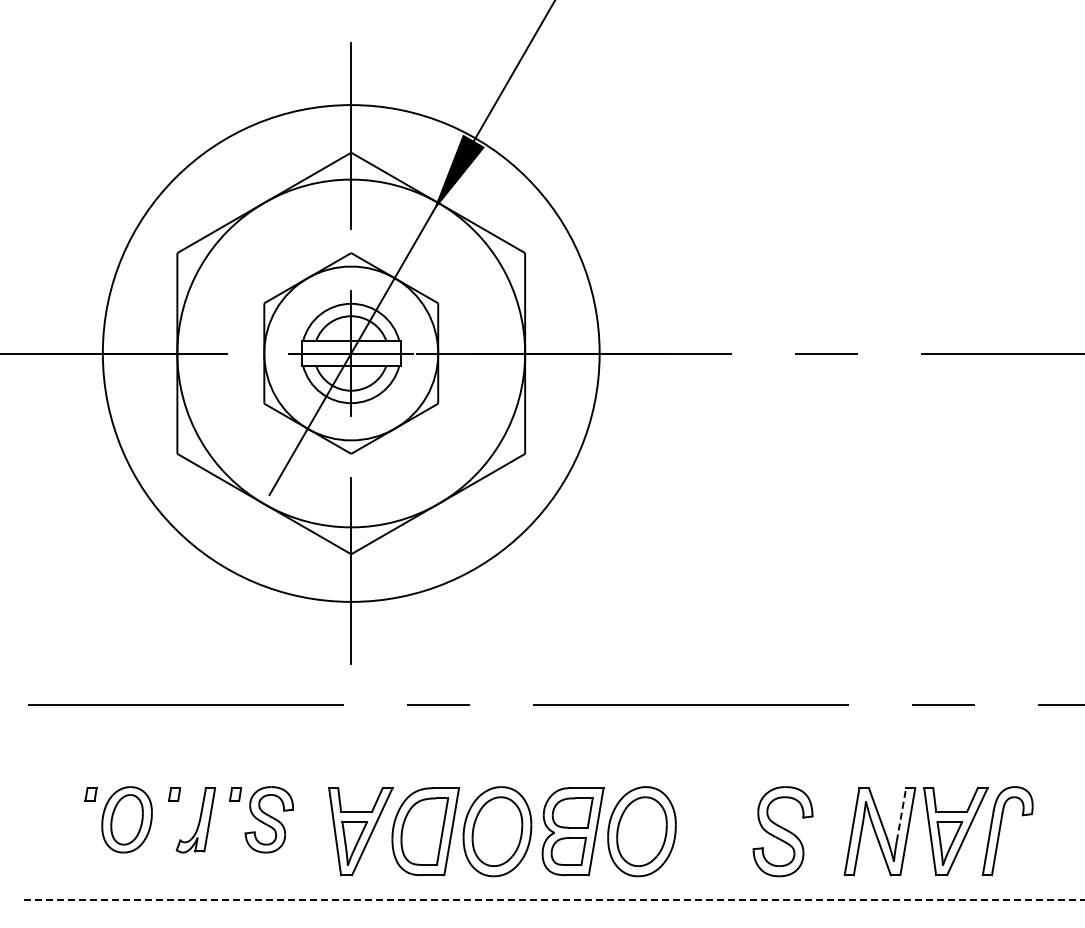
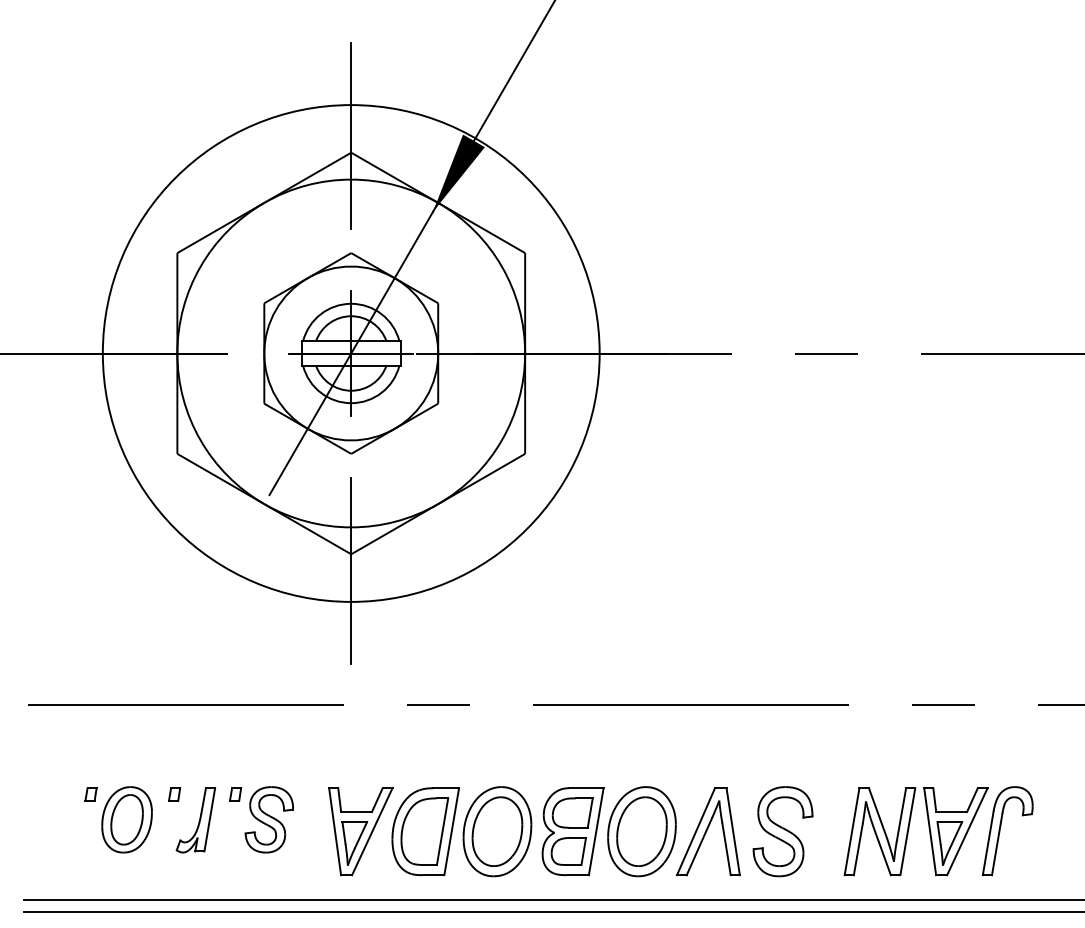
line: dashed -> solid (901, 814)
part: none -> present (708, 831)
line: dashed -> solid (555, 900)
line: none -> present (552, 912)
